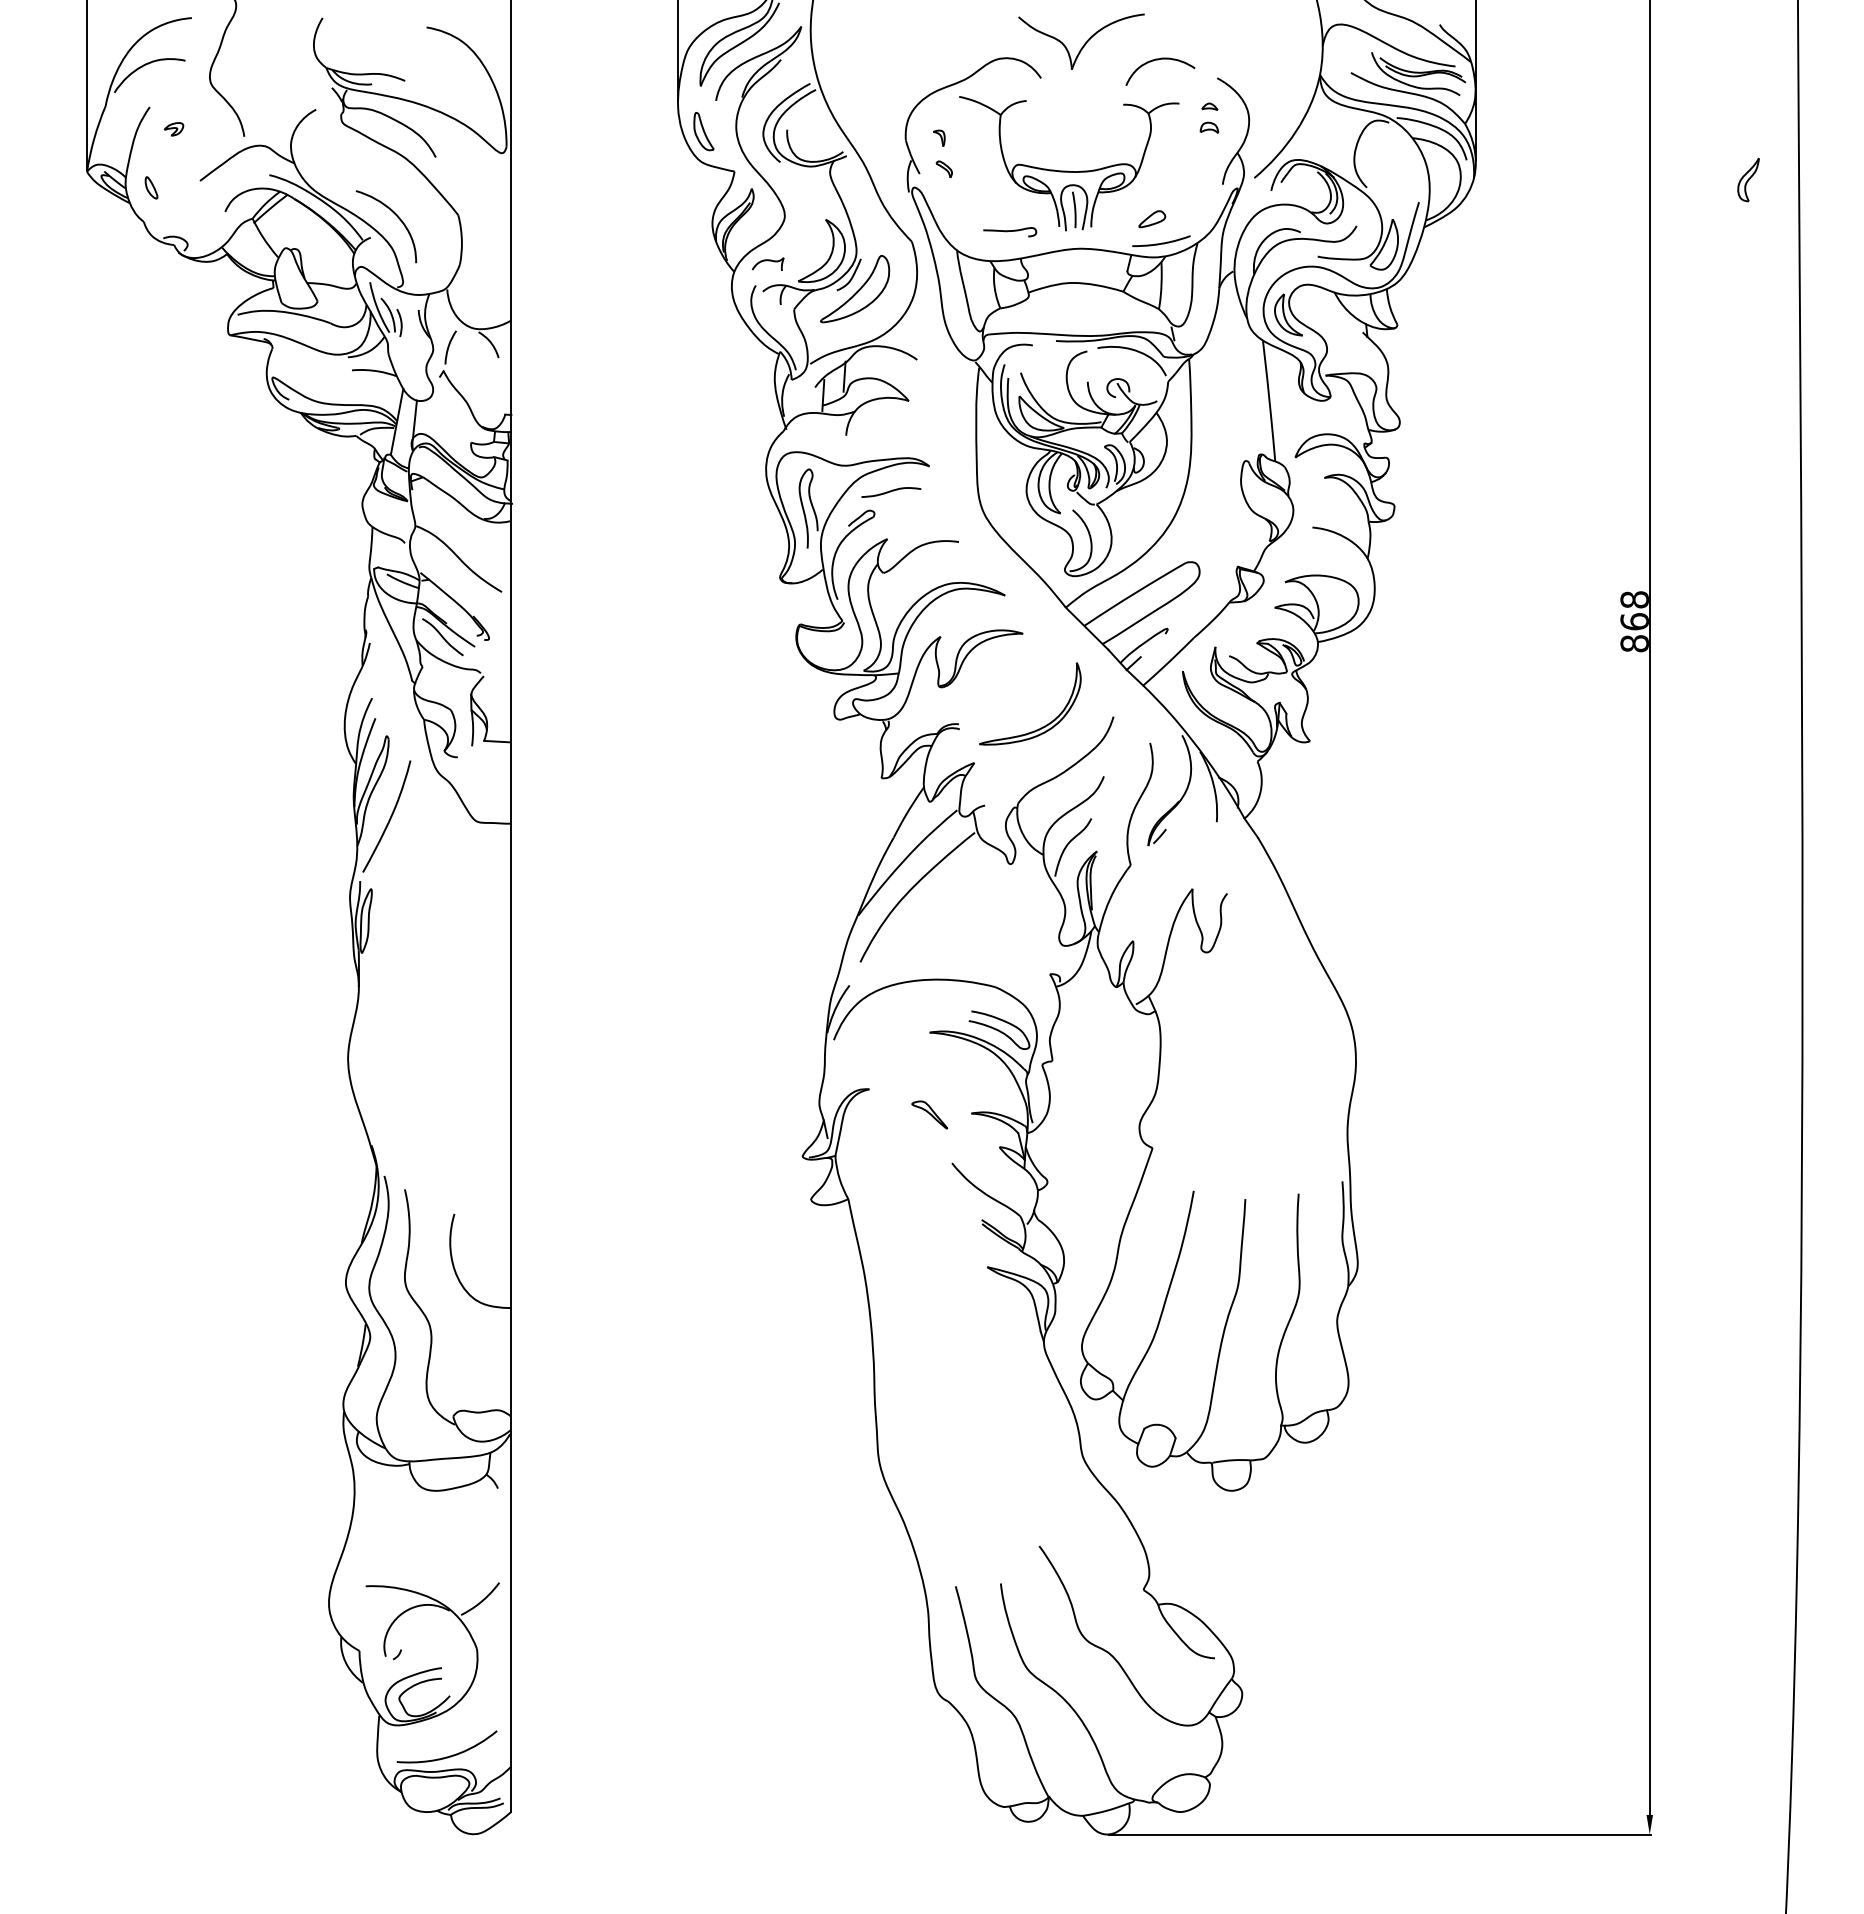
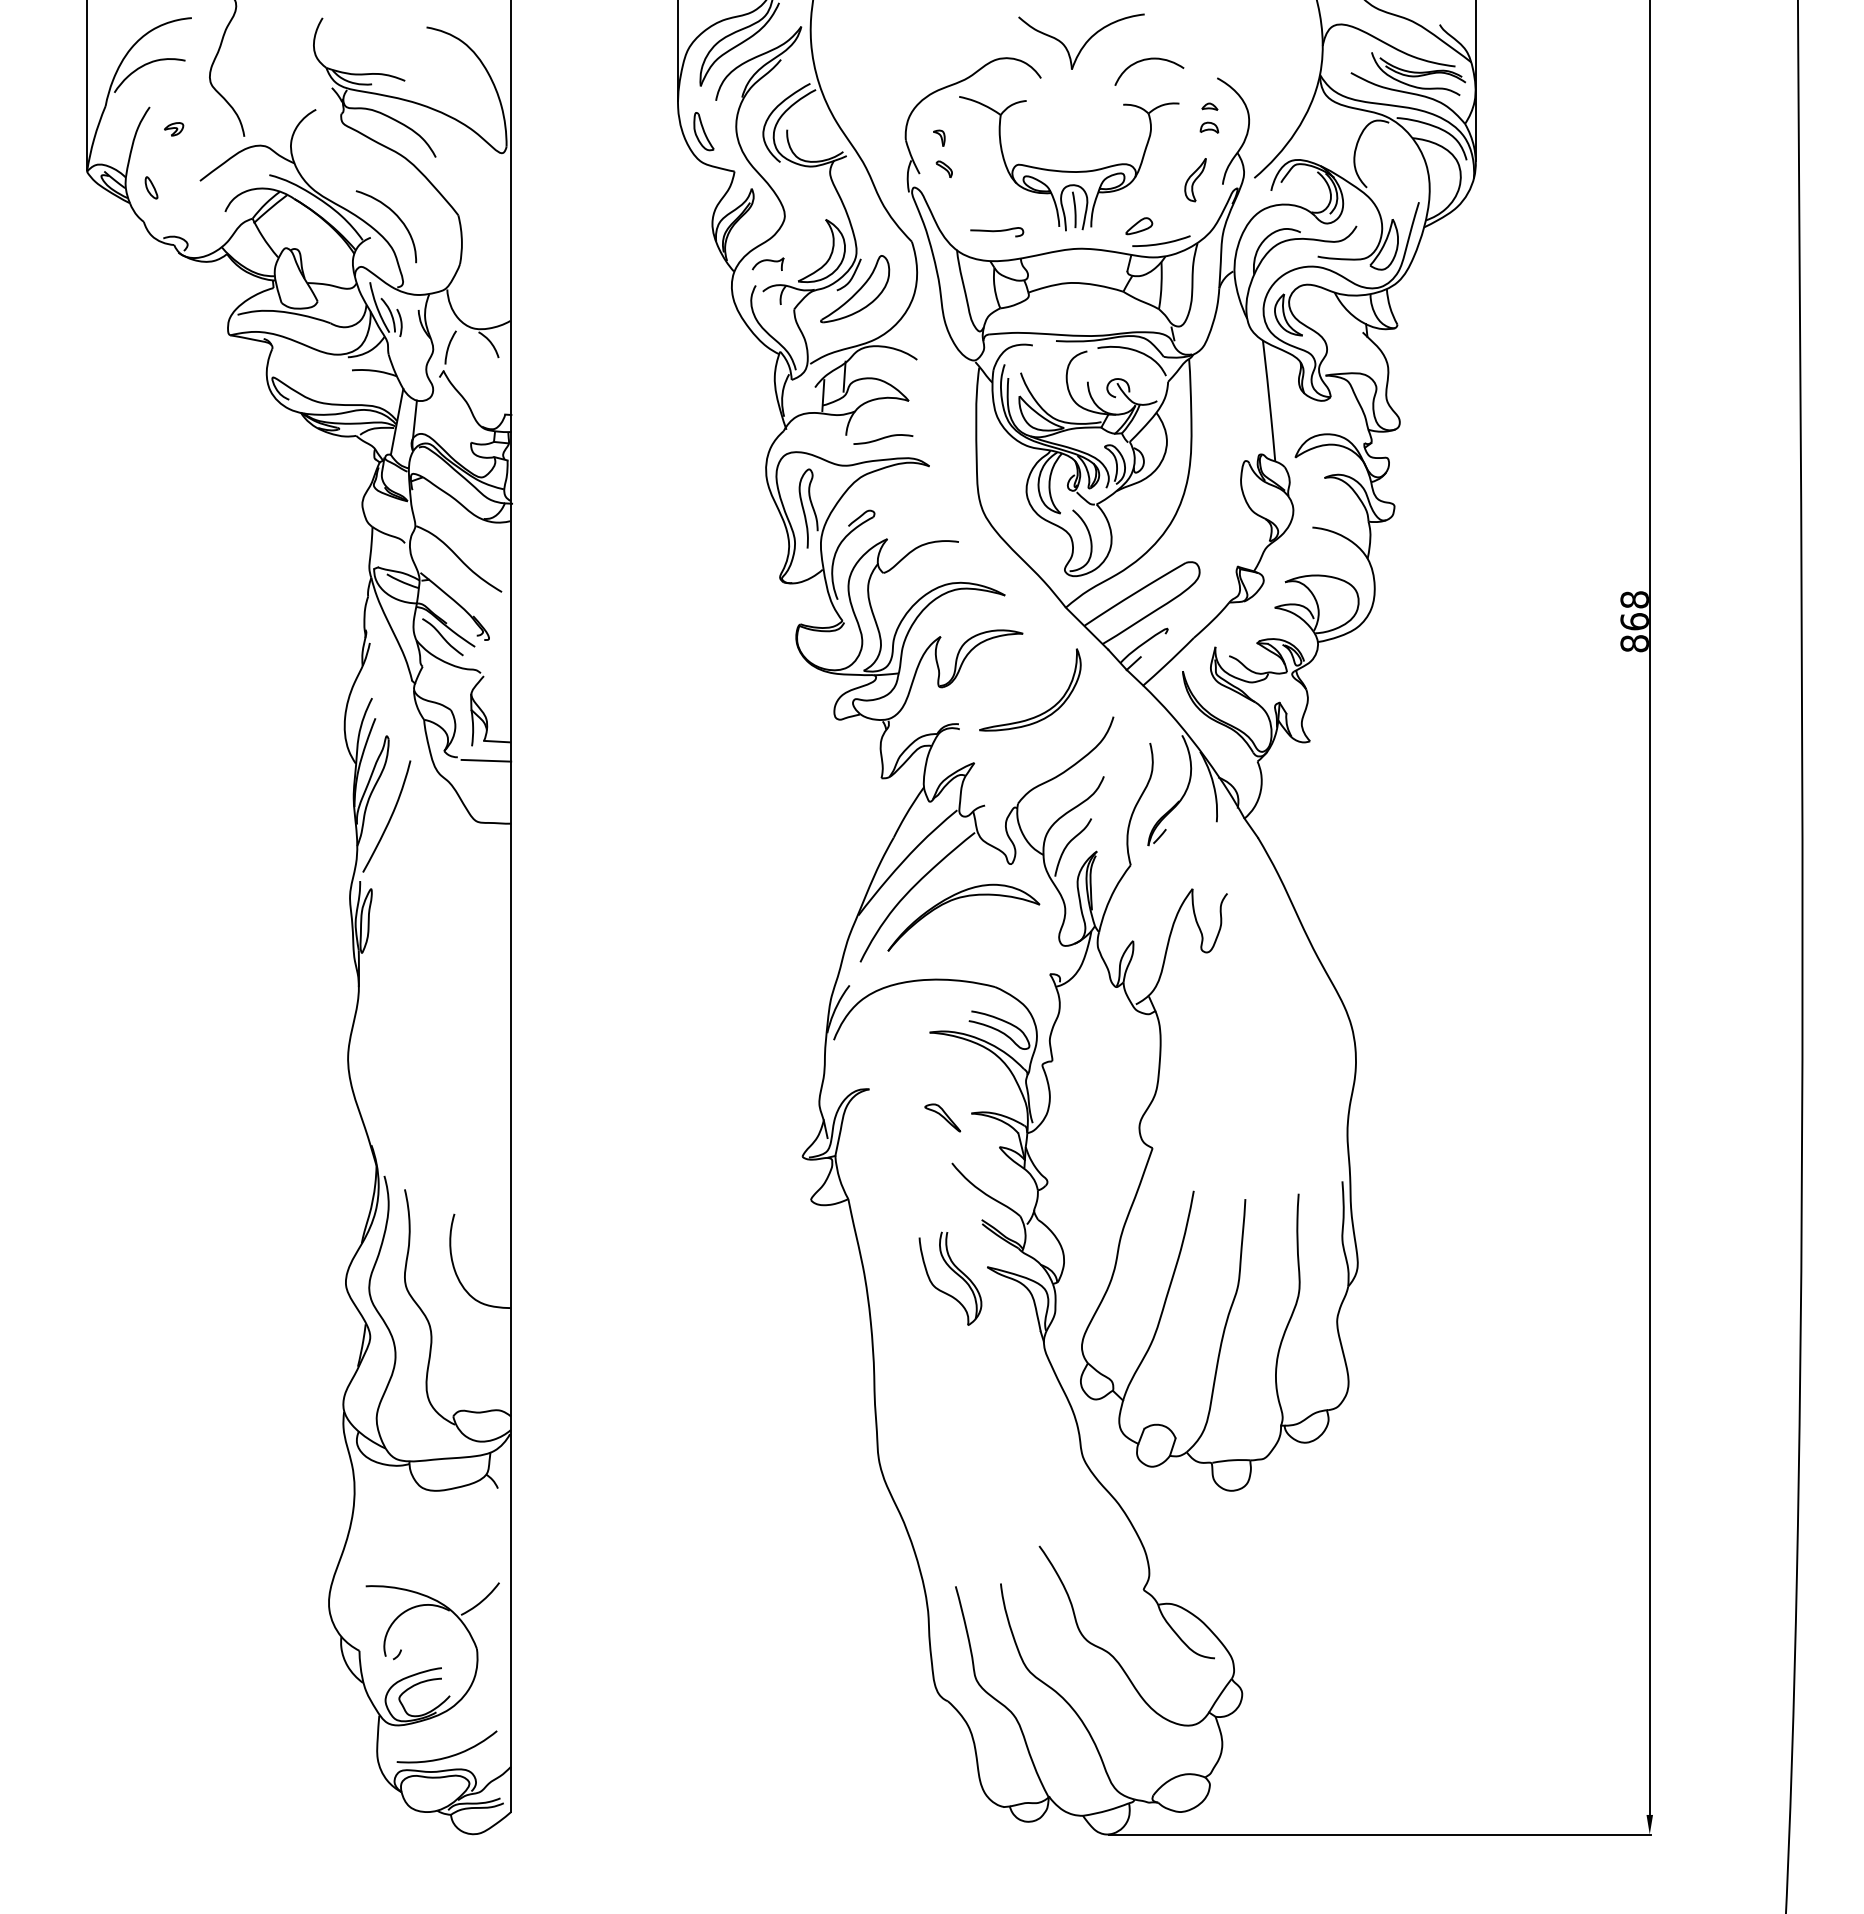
curve position: (1158, 60) -> (1147, 60) (1147, 60)
part position: (1748, 180) -> (1195, 180) (1195, 180)
part position: (1152, 219) -> (1139, 226) (1139, 226)
curve position: (1010, 231) -> (997, 231) (997, 231)
curve position: (891, 491) -> (883, 438) (883, 438)
part position: (1042, 726) -> (1042, 712) (1042, 712)
line: none -> present (486, 760)
part: none -> present (957, 899)
part position: (929, 1114) -> (942, 1117) (942, 1117)
part: none -> present (955, 1273)
